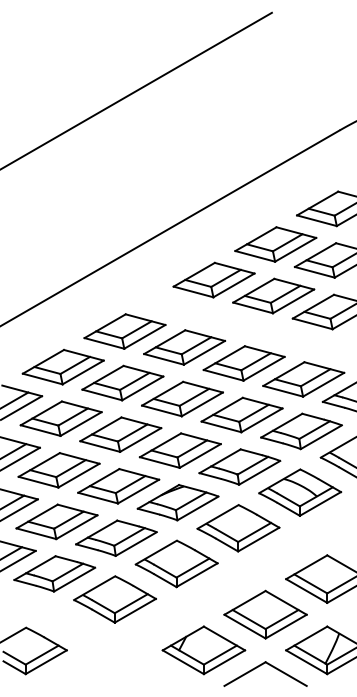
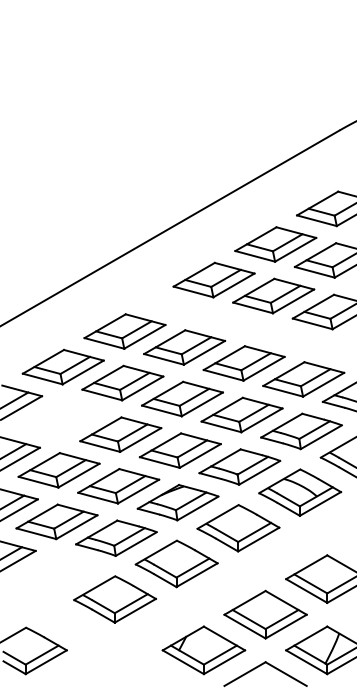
line: present -> none (136, 90)
part: present -> none (60, 418)
part: present -> none (54, 573)
